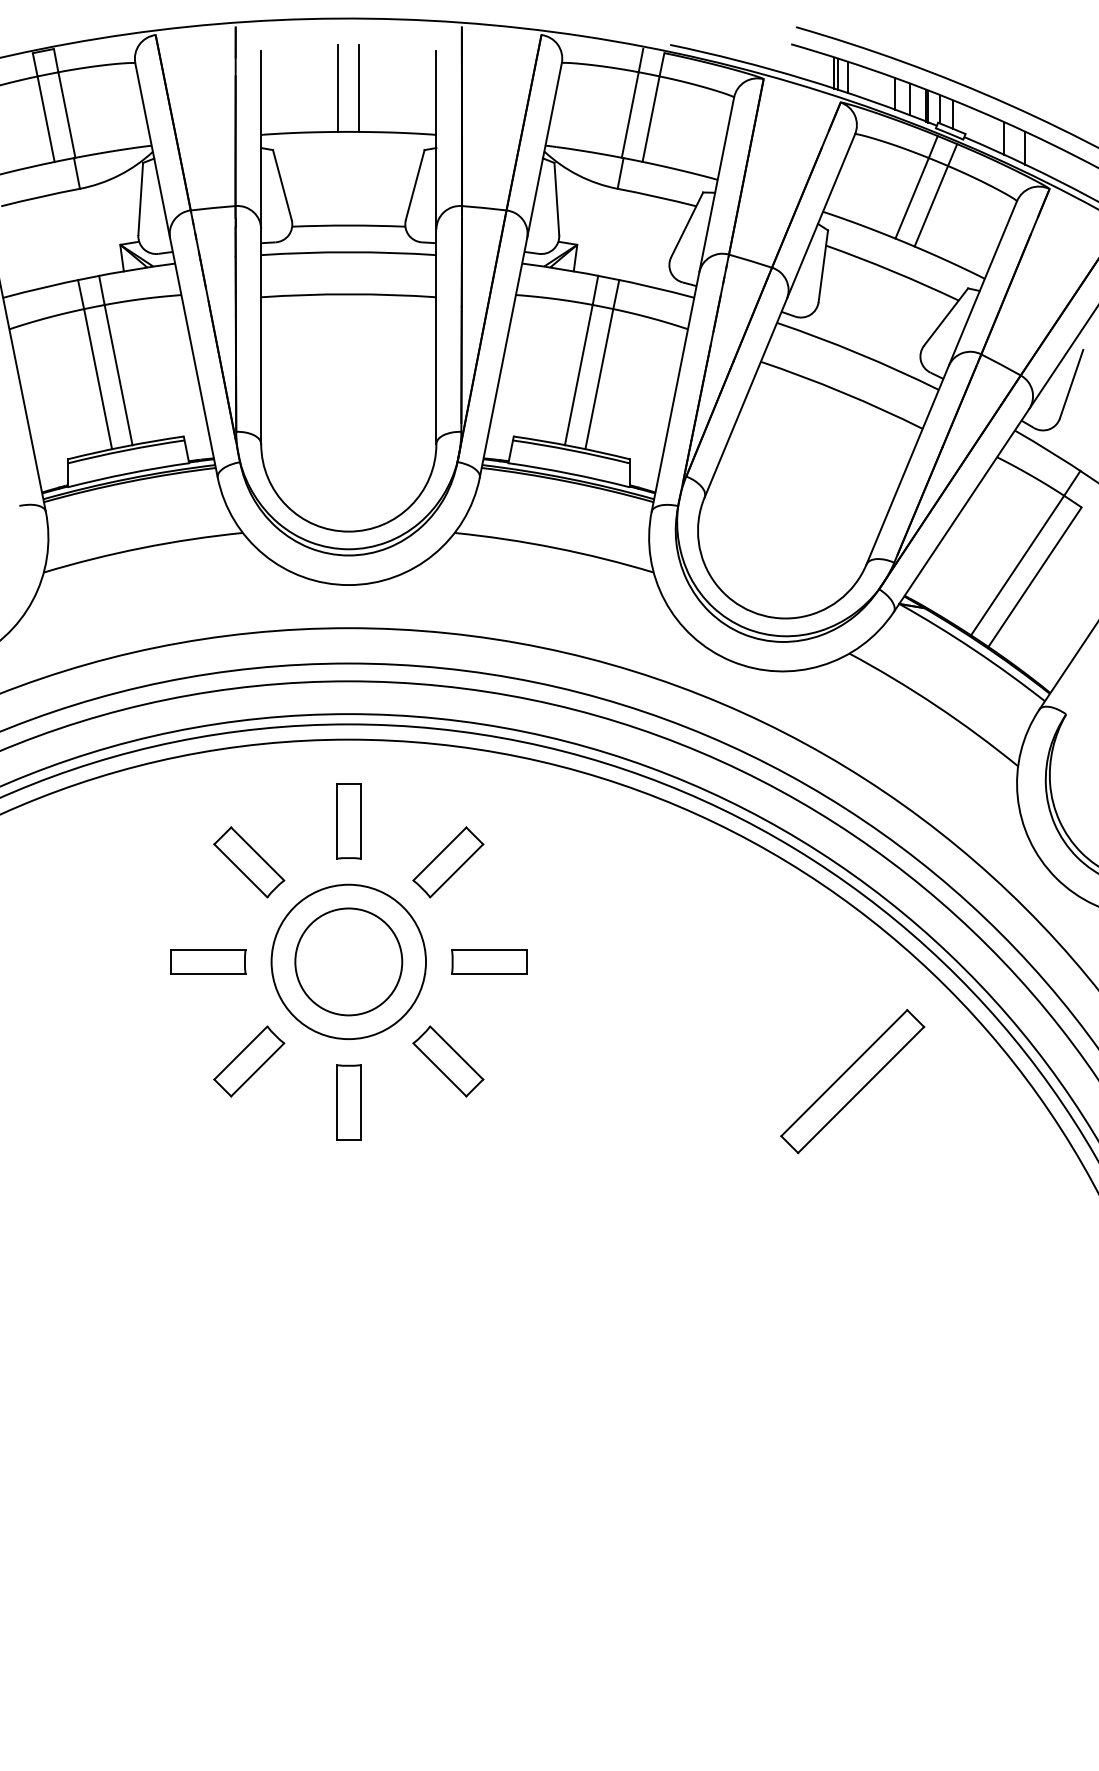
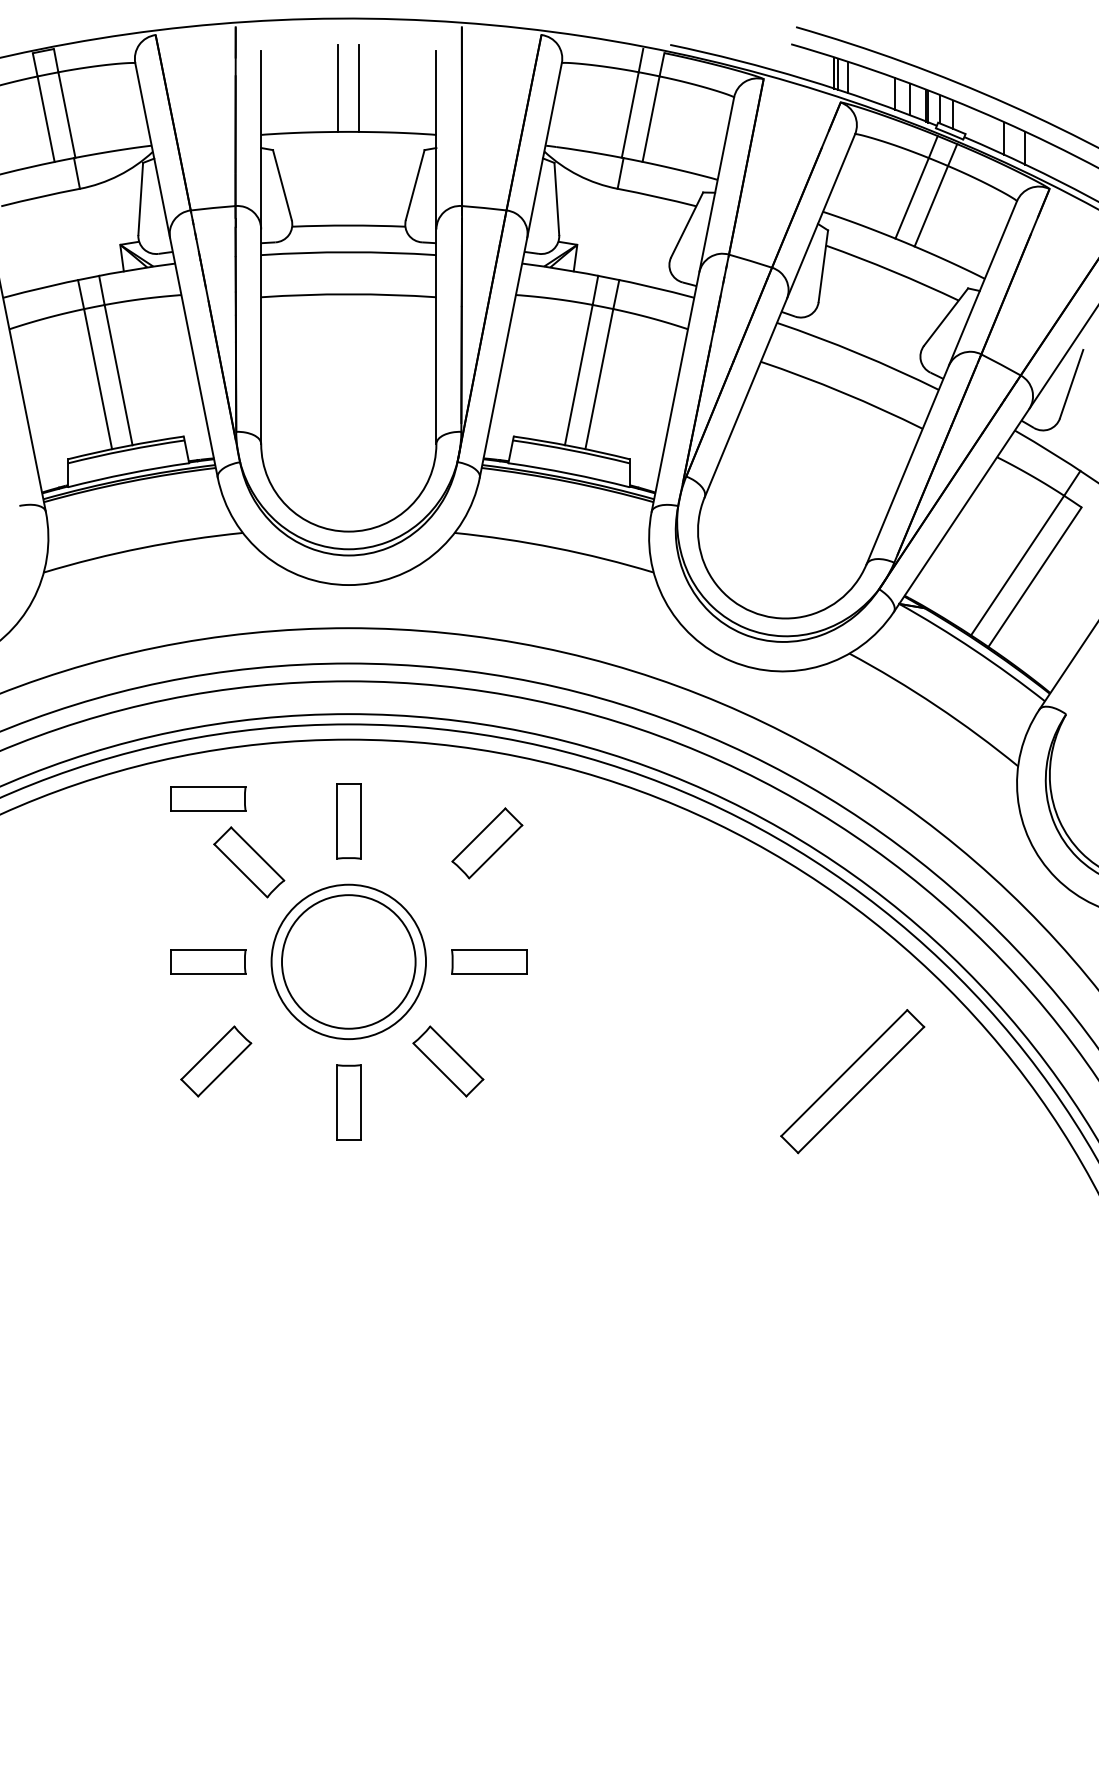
part: none -> present (208, 798)
part position: (448, 862) -> (487, 843) (487, 843)
circle diameter: 107 px -> 134 px (348, 961)
part position: (249, 1061) -> (216, 1061) (216, 1061)
